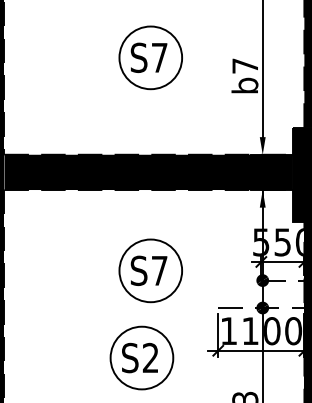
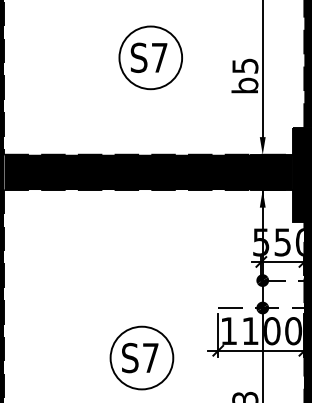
text: b7 -> b5 (245, 65)
part: present -> none (150, 270)
text: S2 -> S7 (150, 357)
